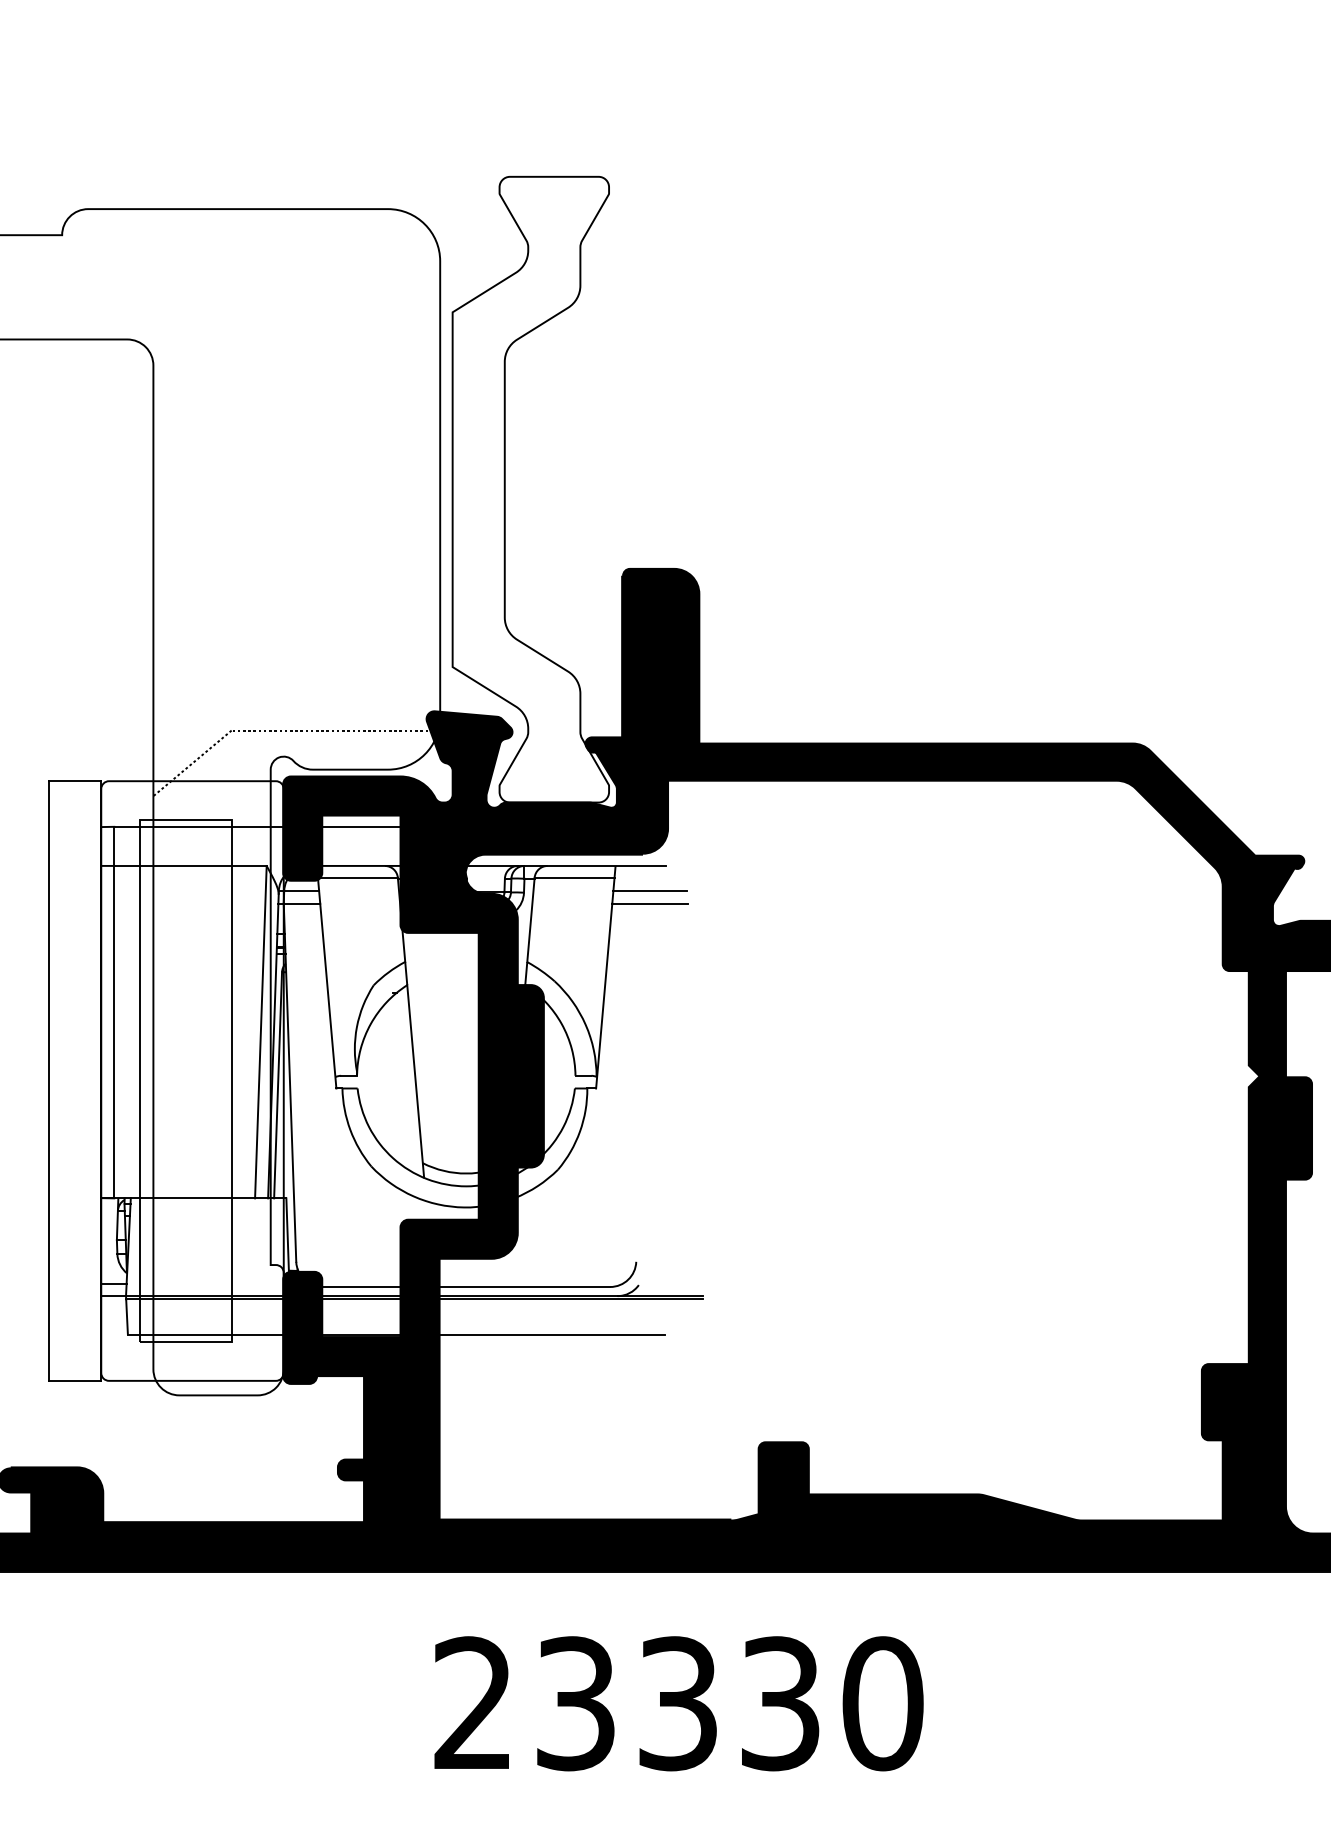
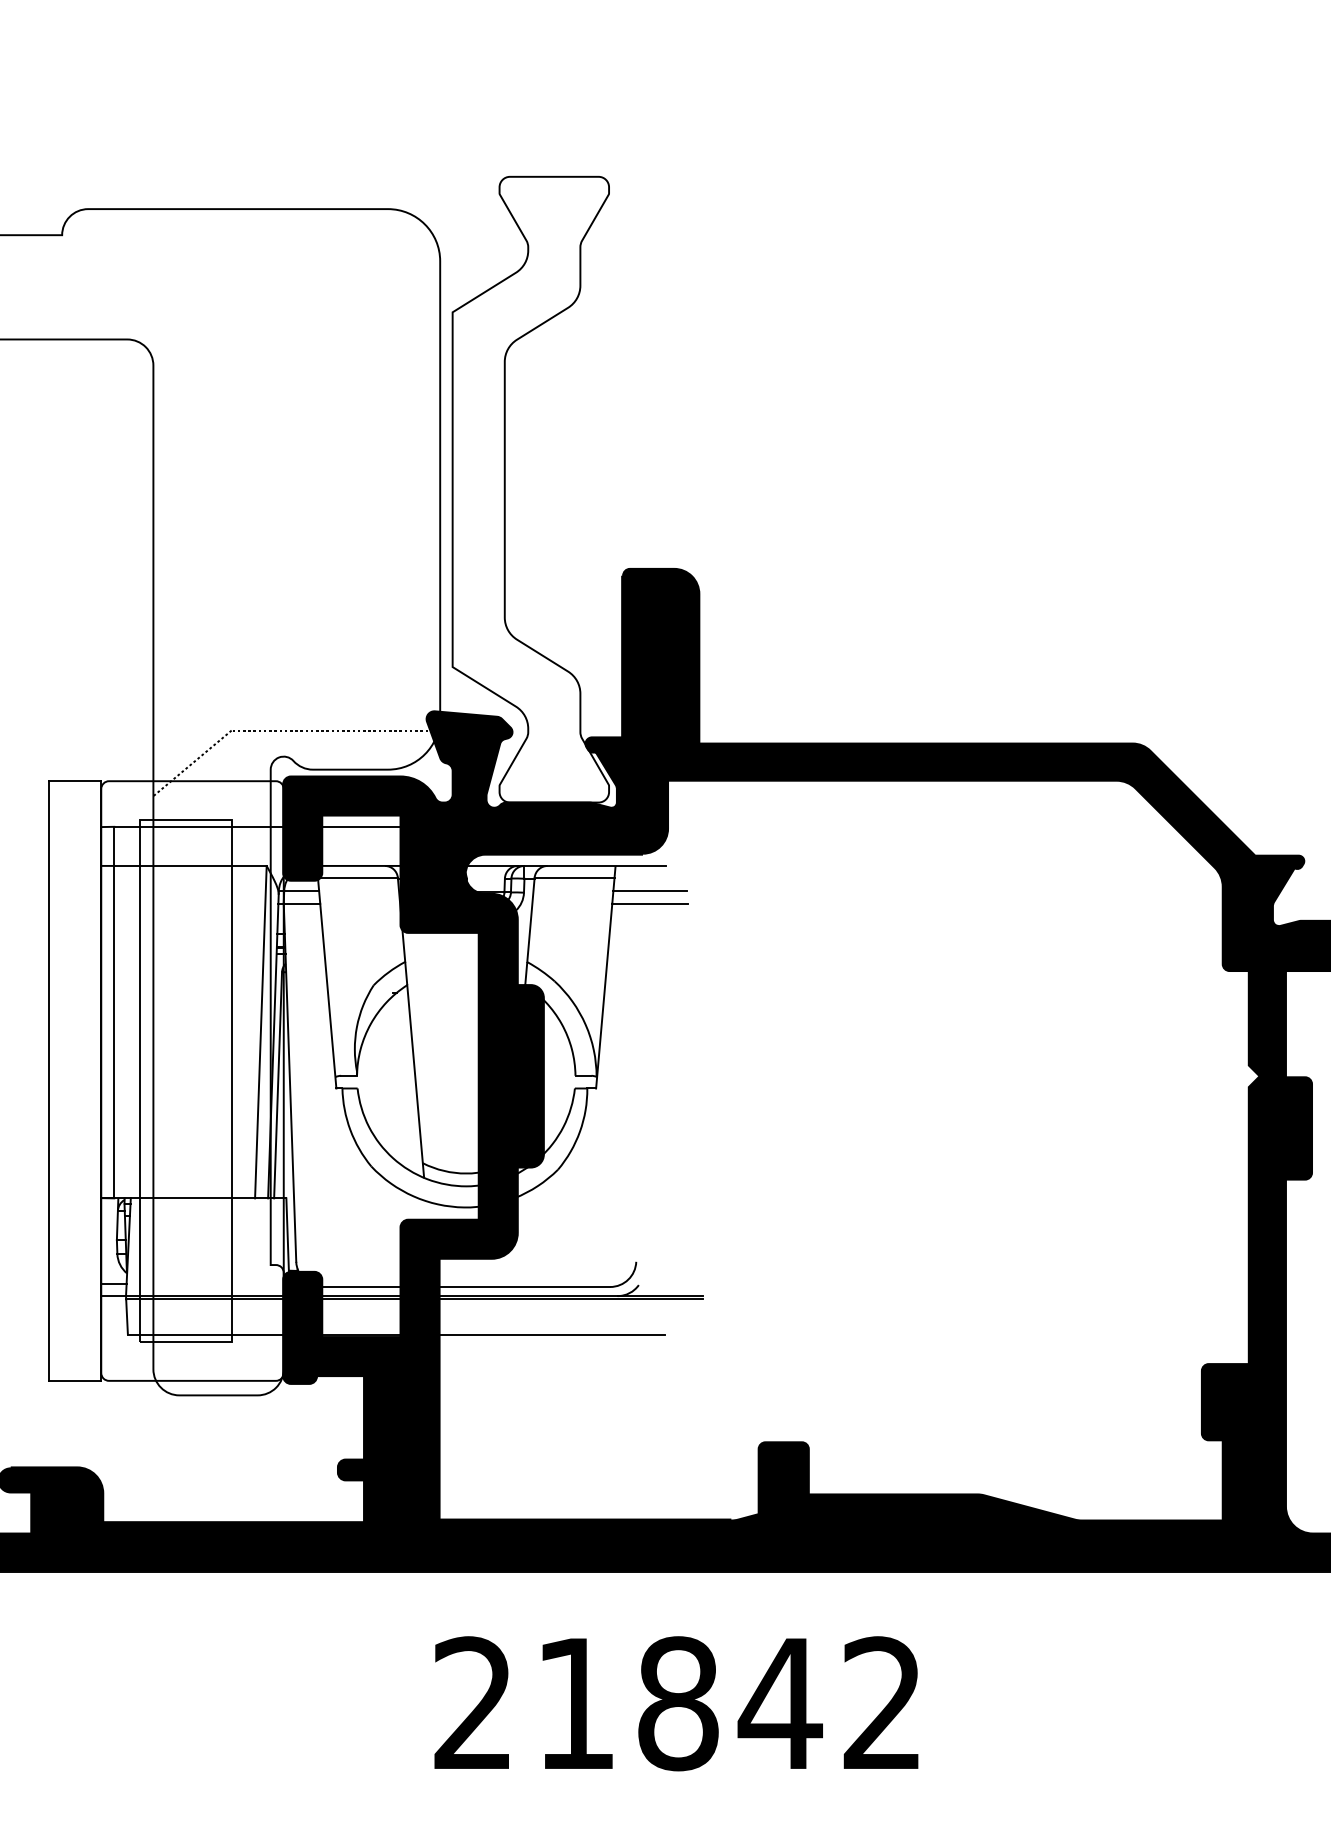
text: 23330 -> 21842 (730, 1703)
